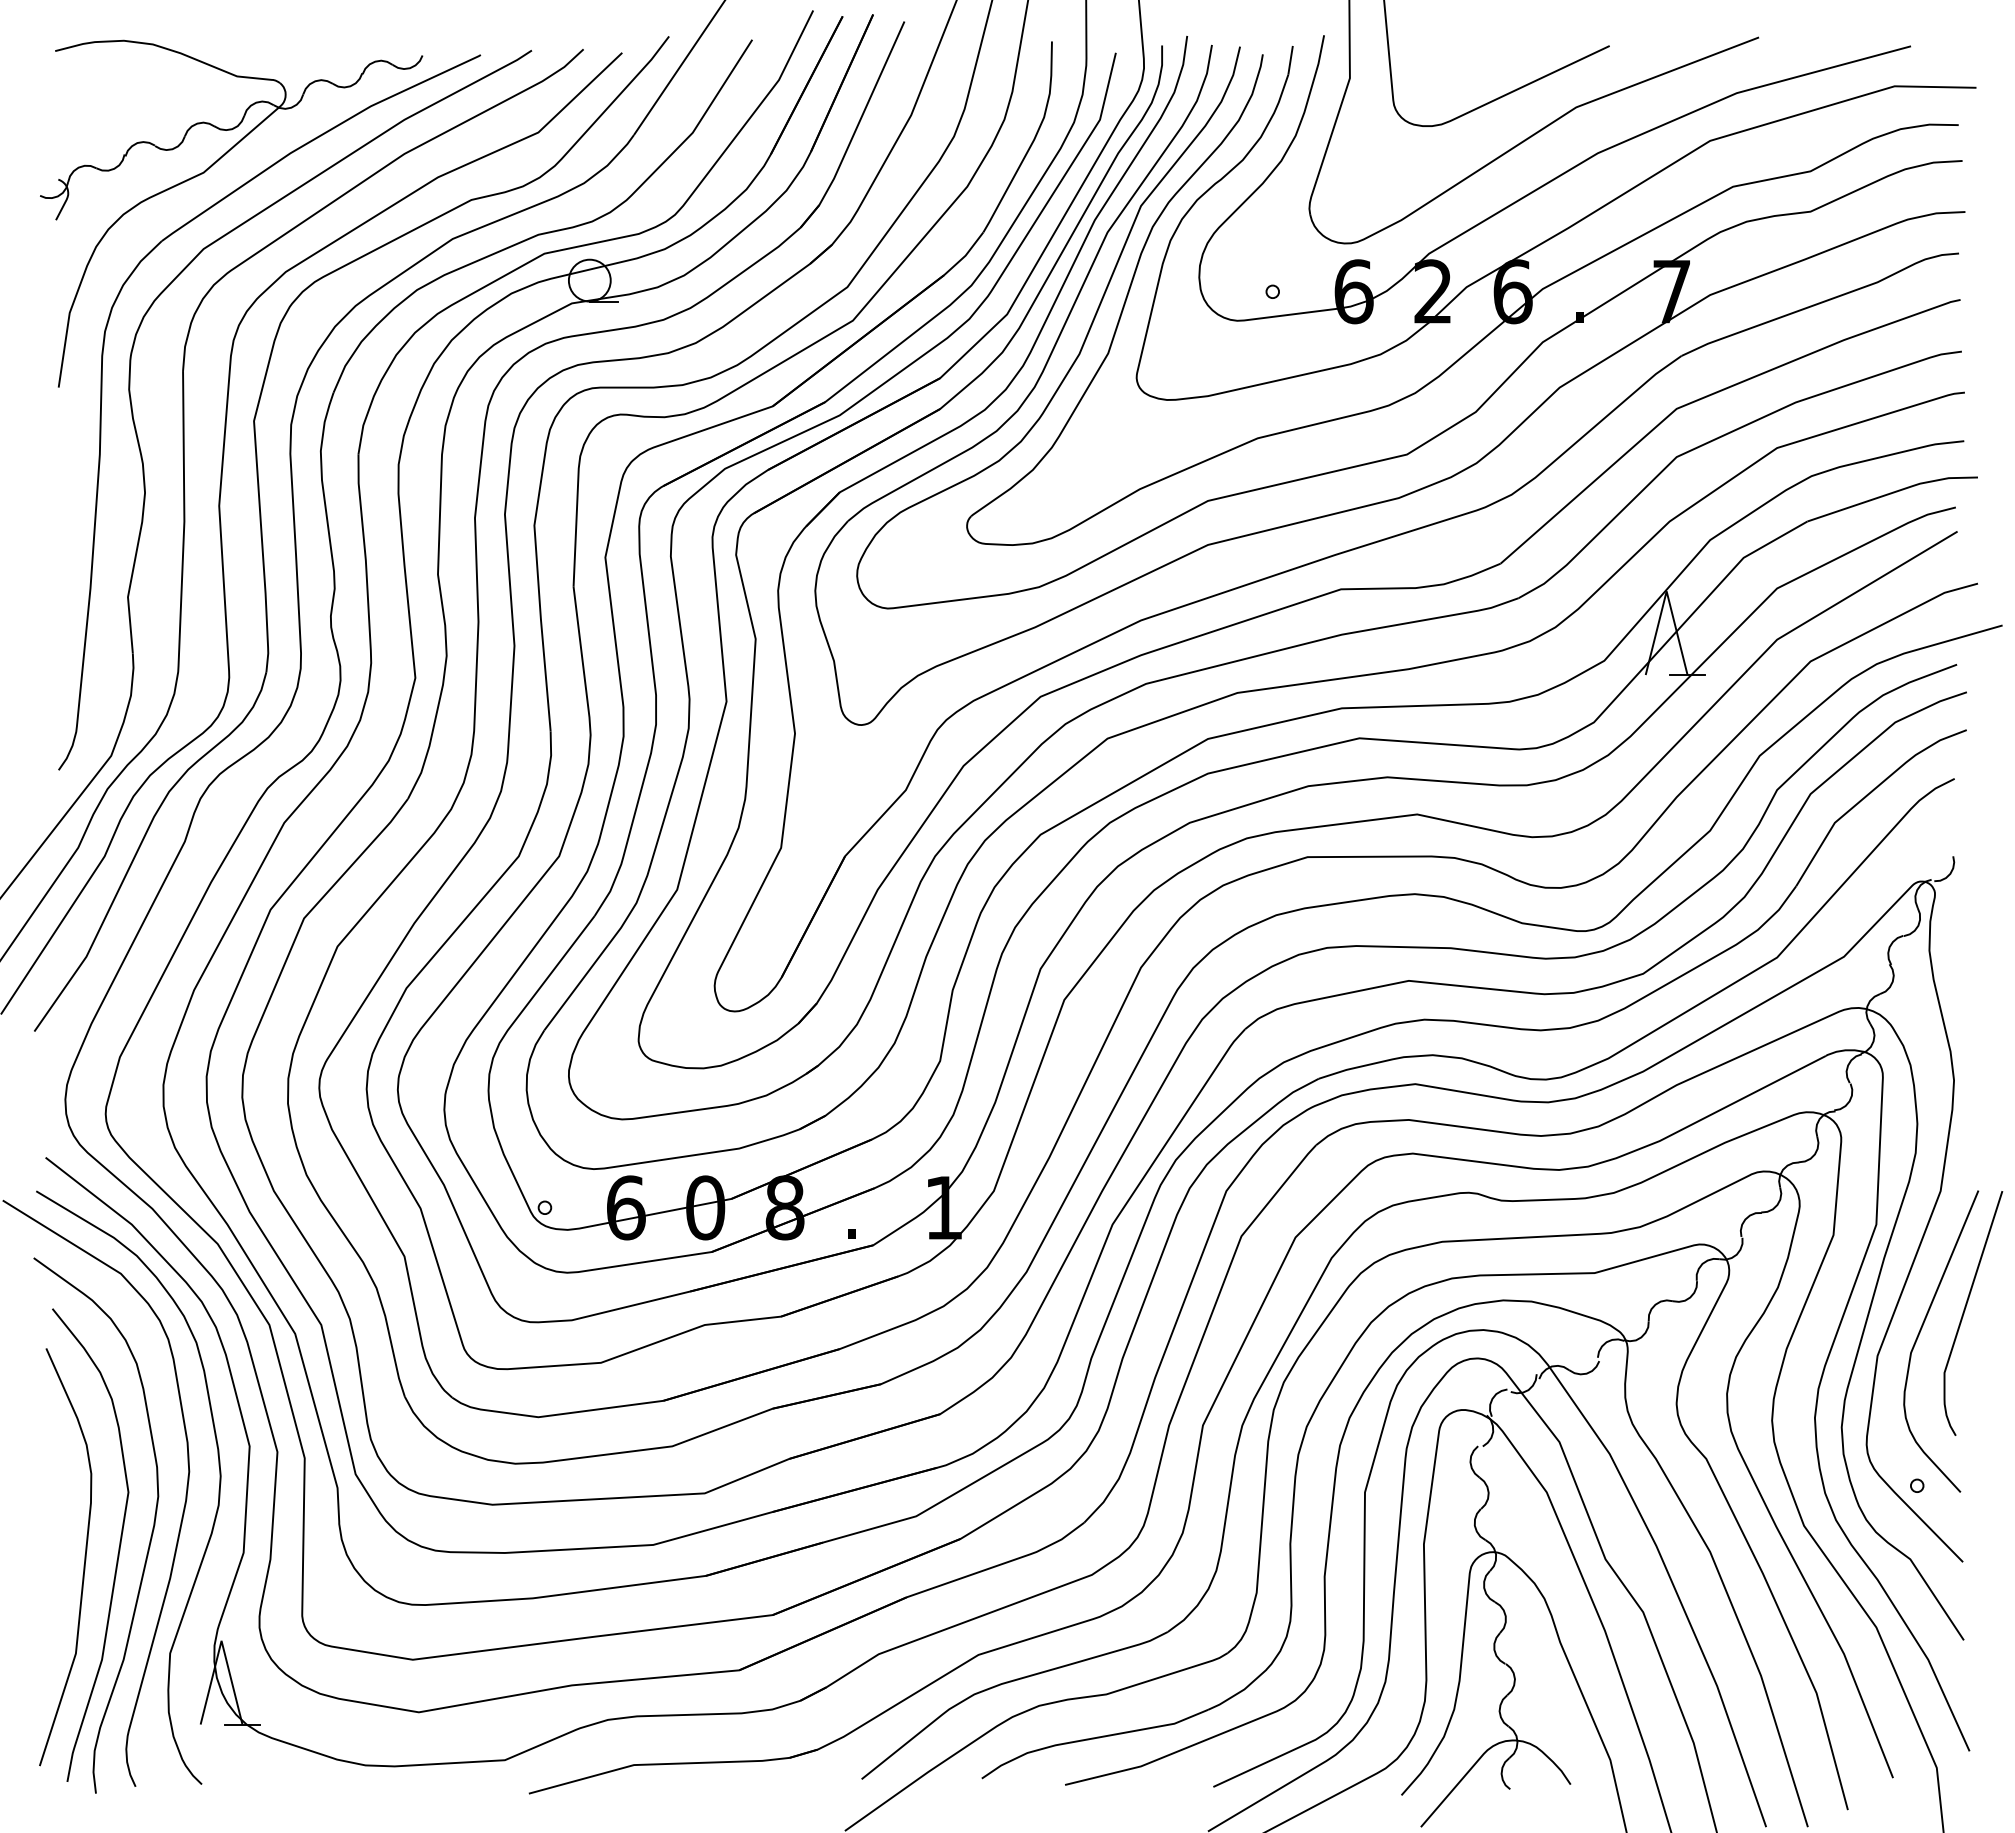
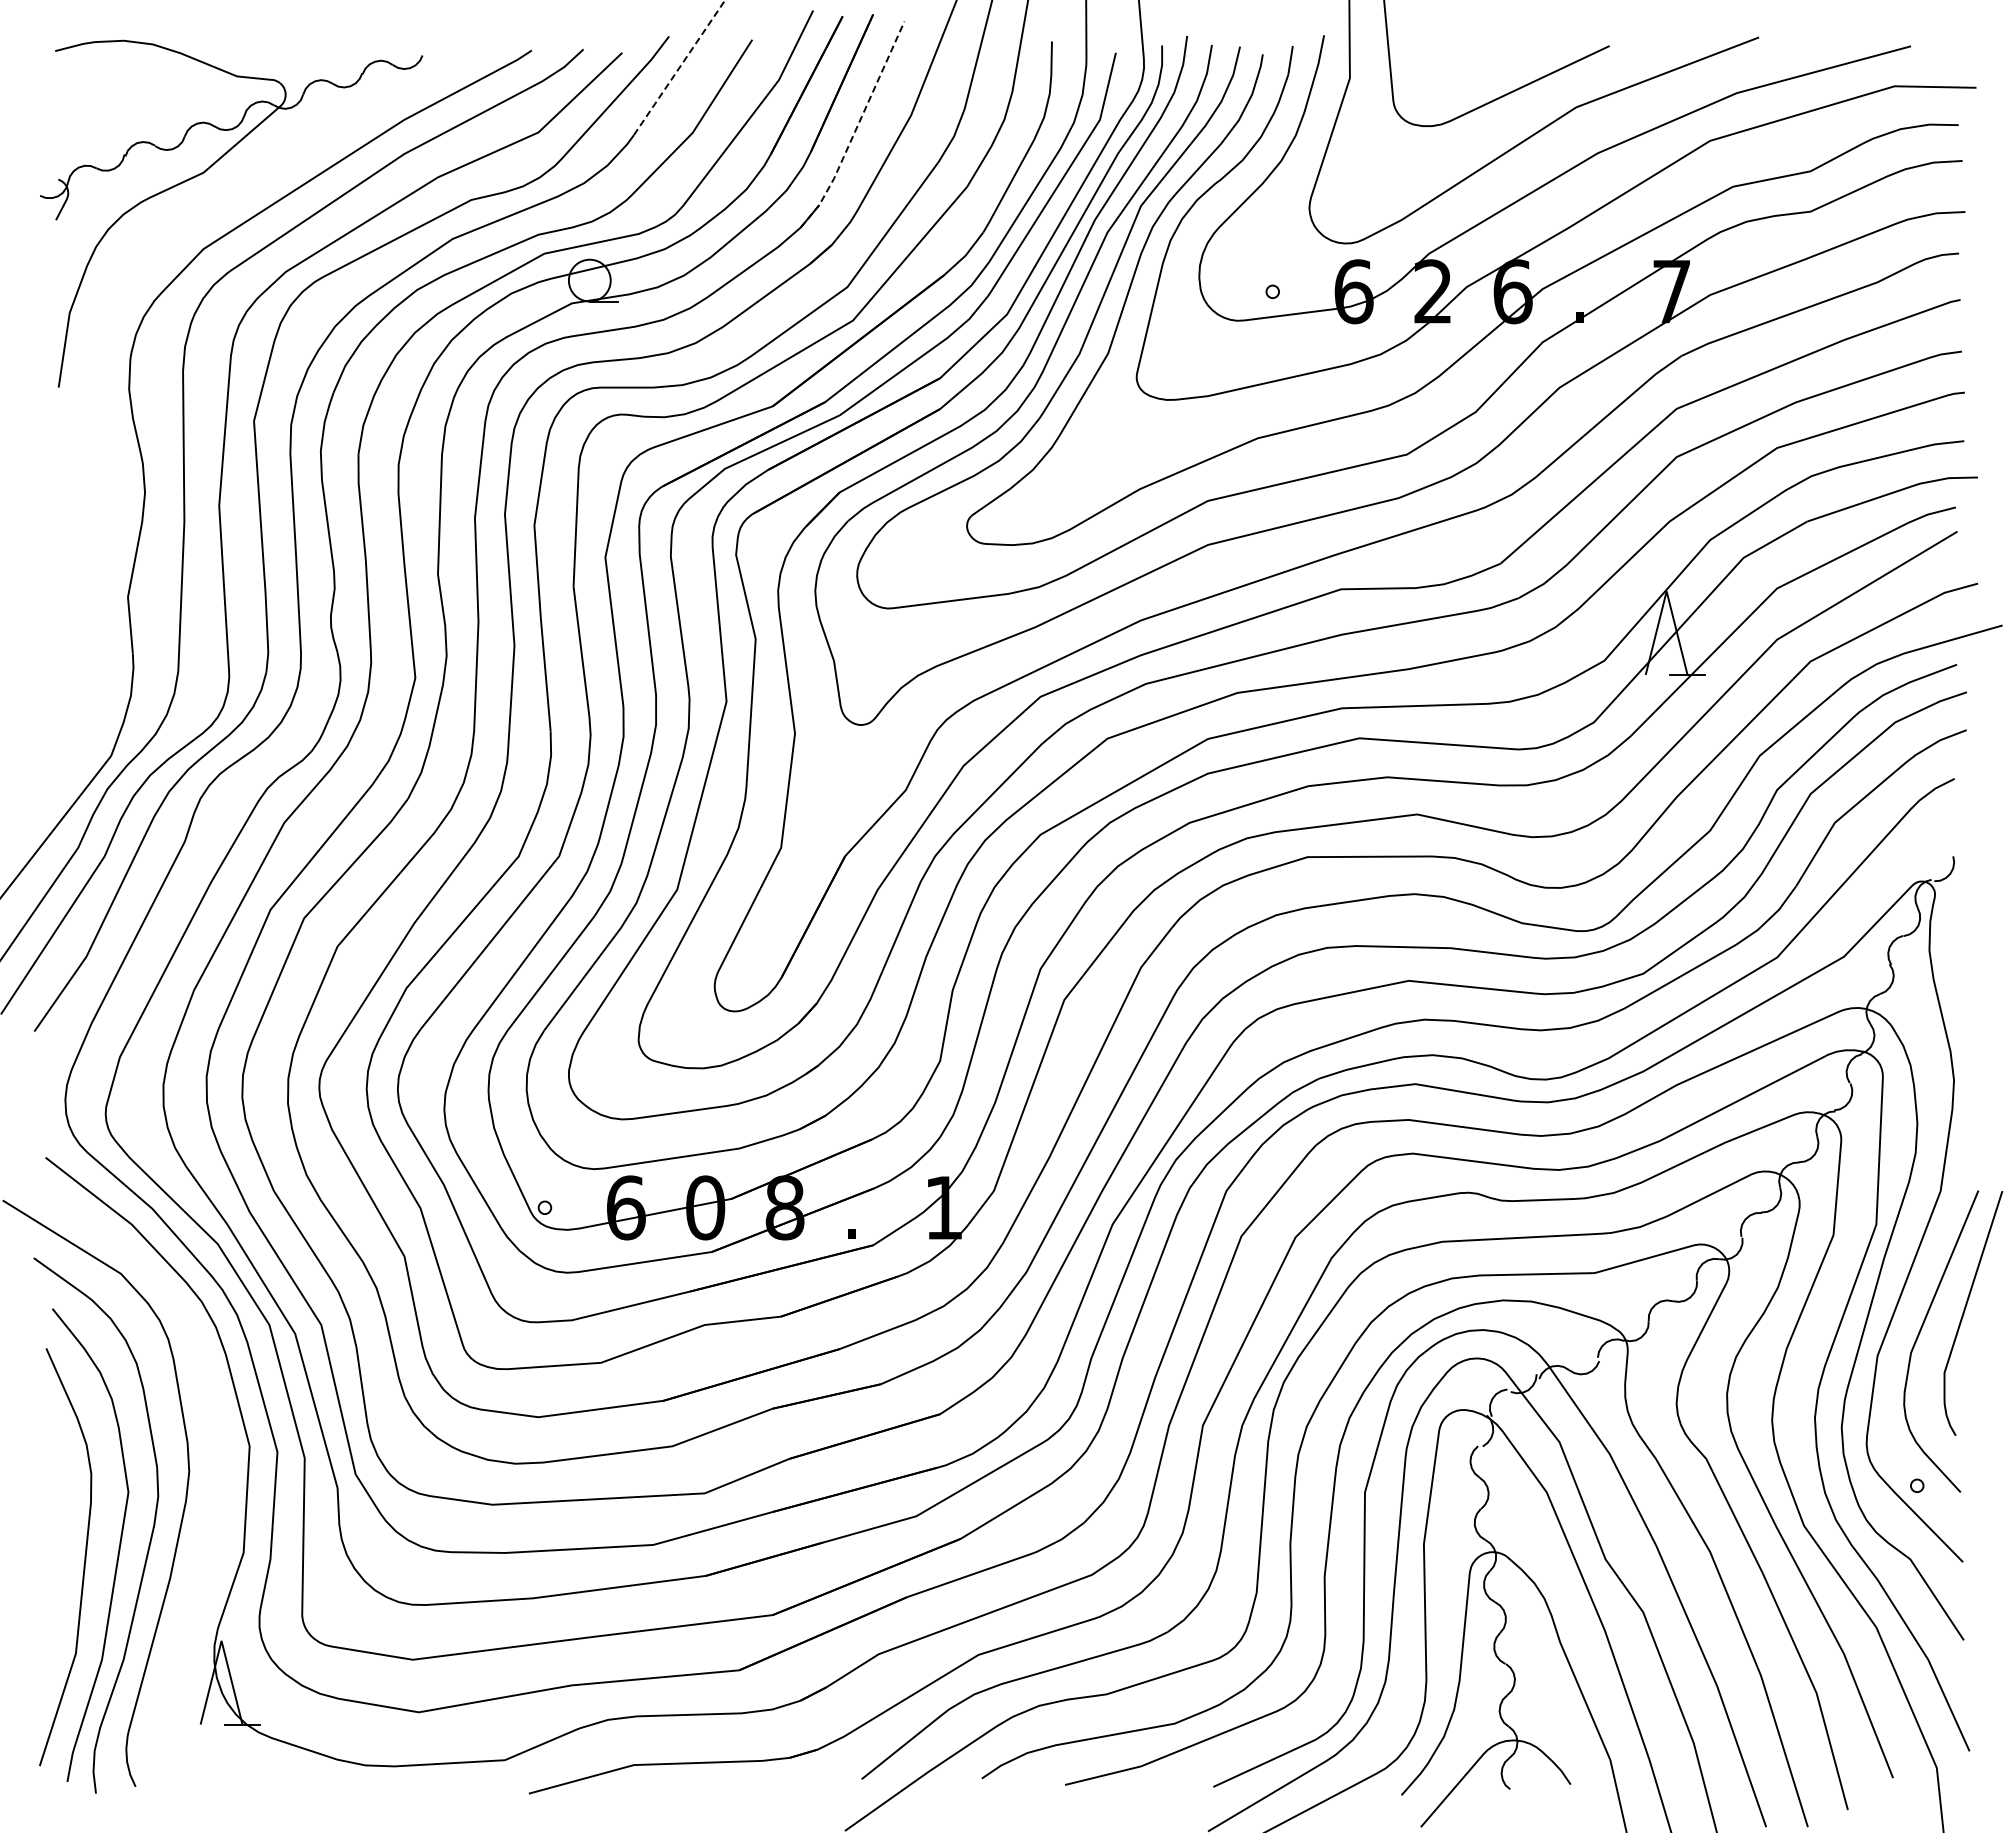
line: solid -> dashed (679, 67)
line: solid -> dashed (856, 128)
part: present -> none (102, 399)
curve: present -> none (218, 1489)
